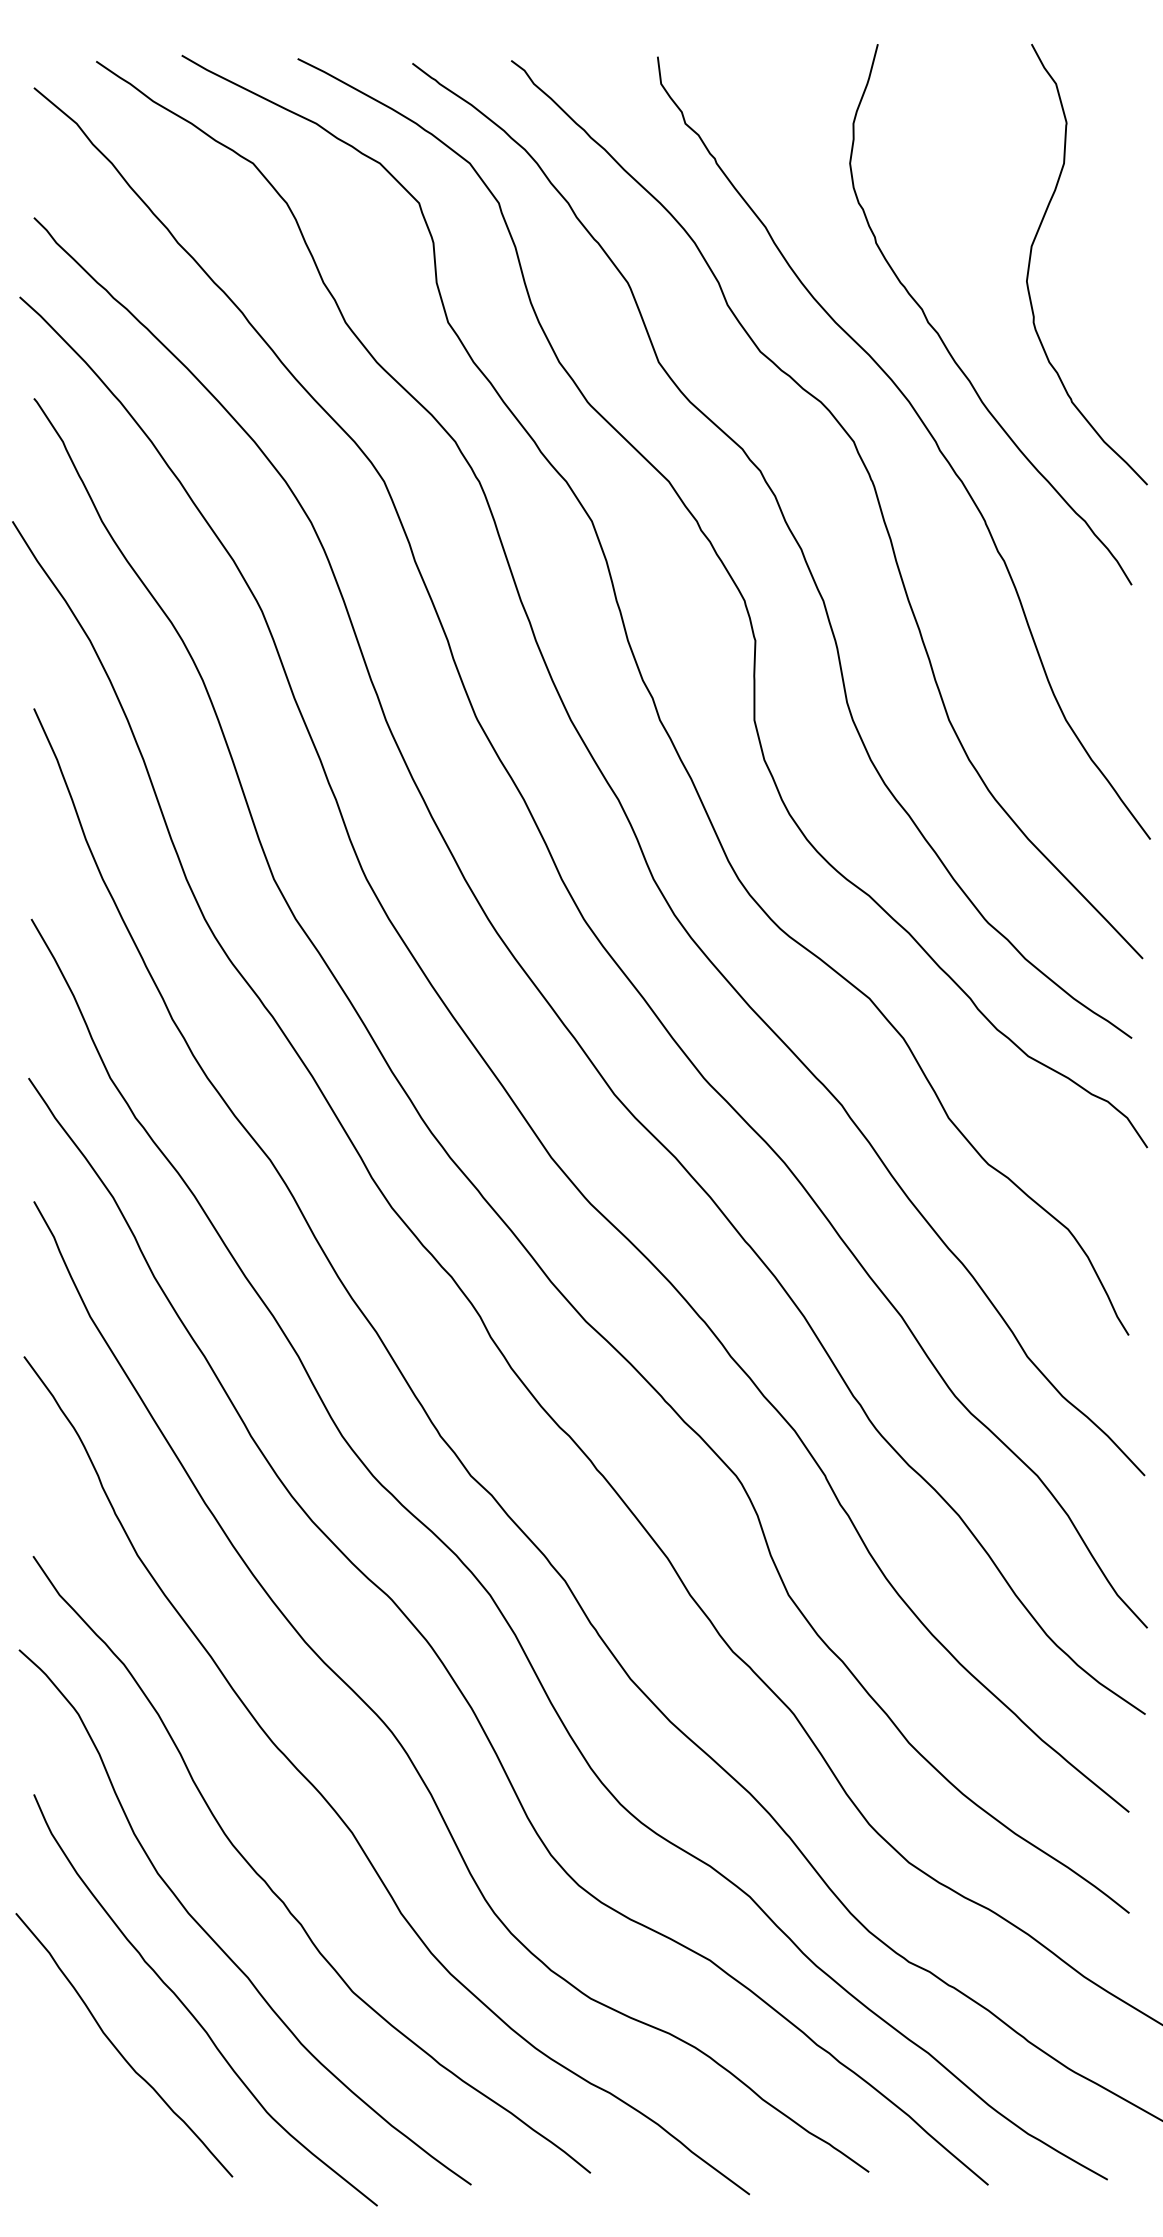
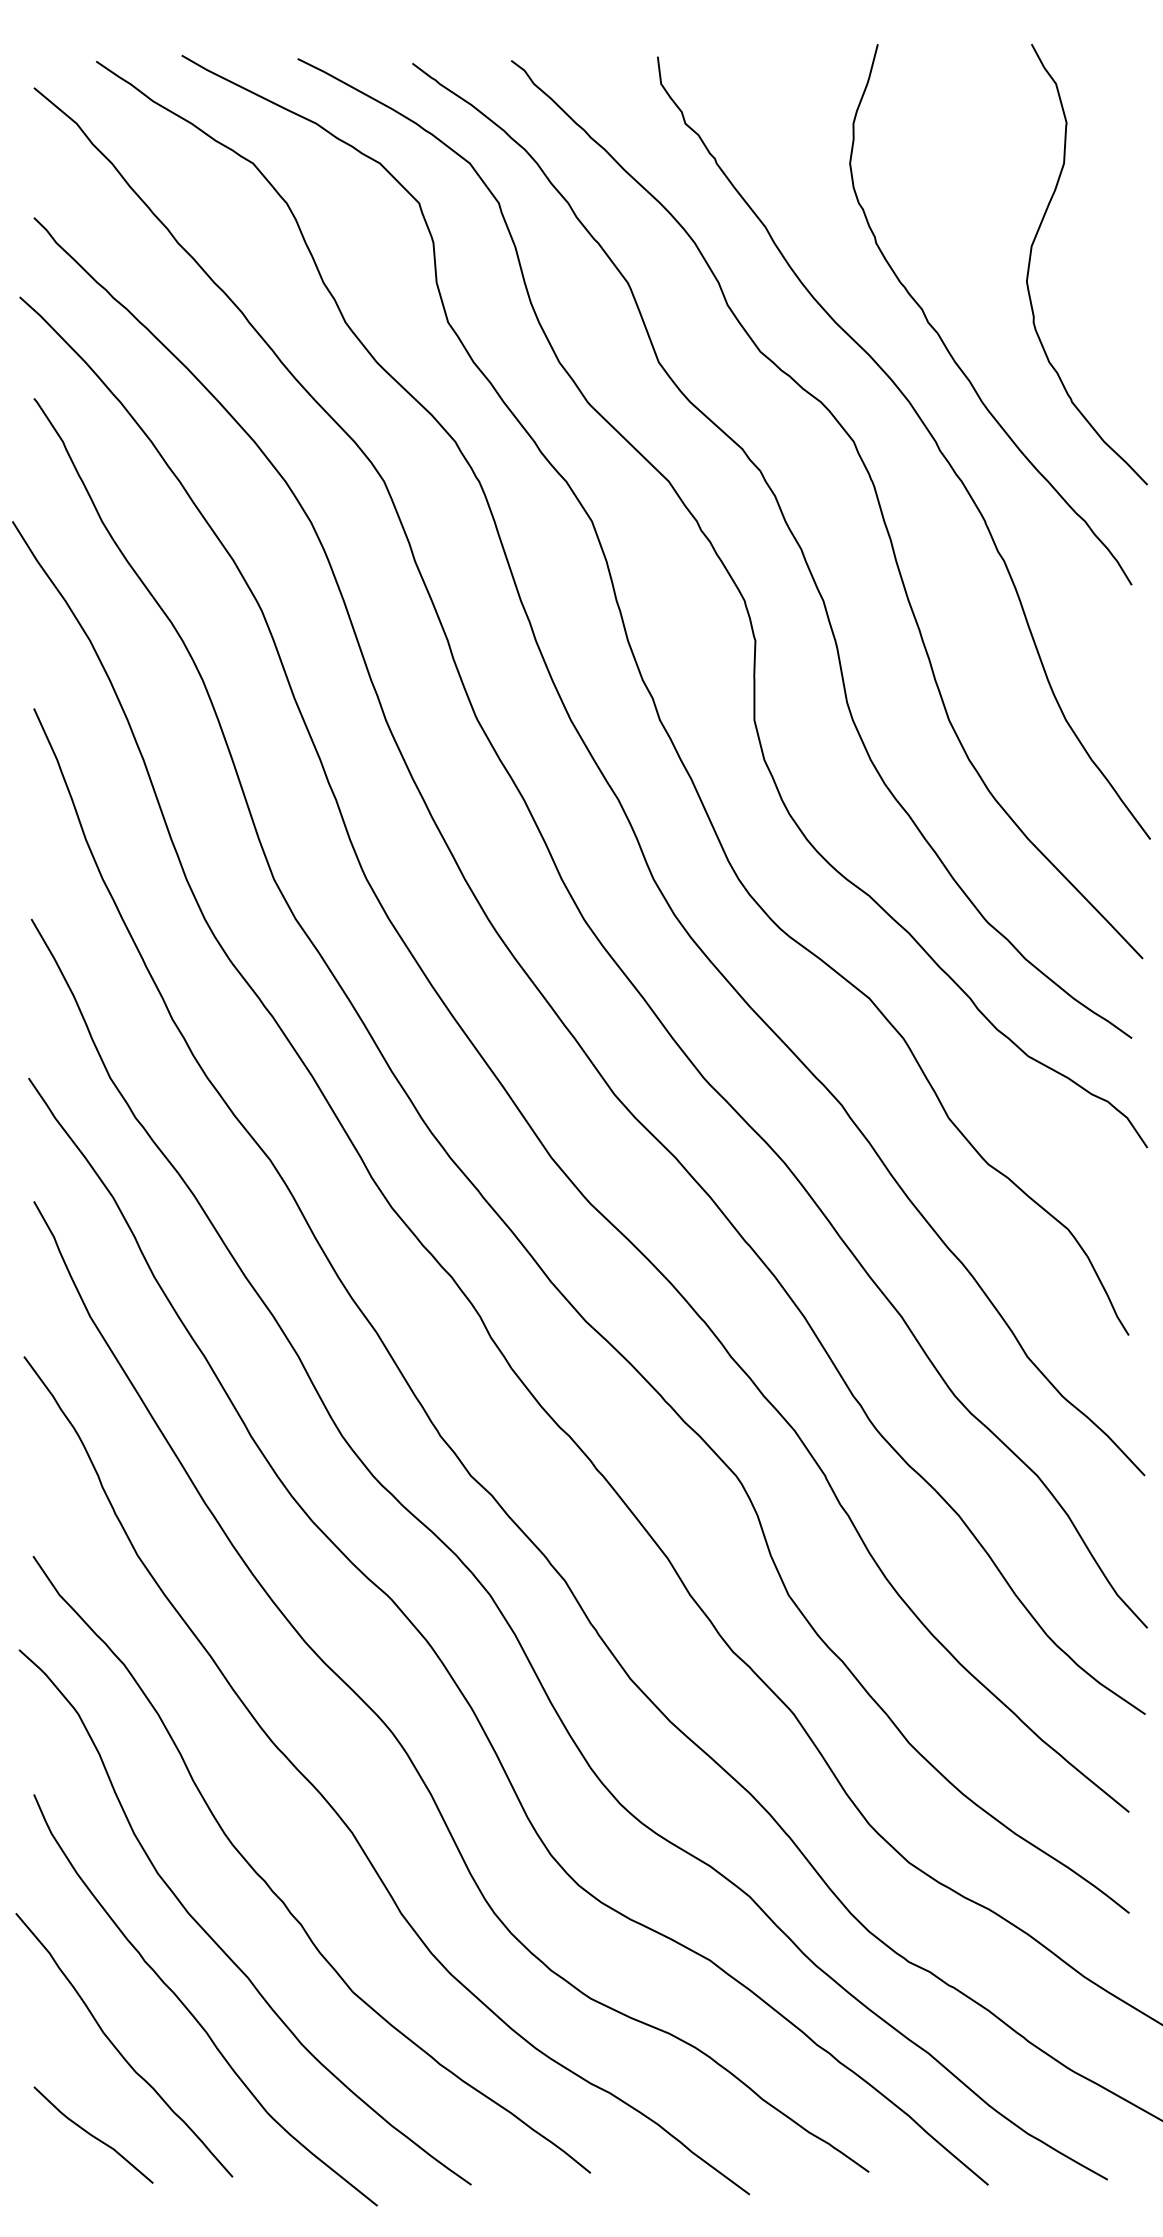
curve: none -> present (92, 2134)
